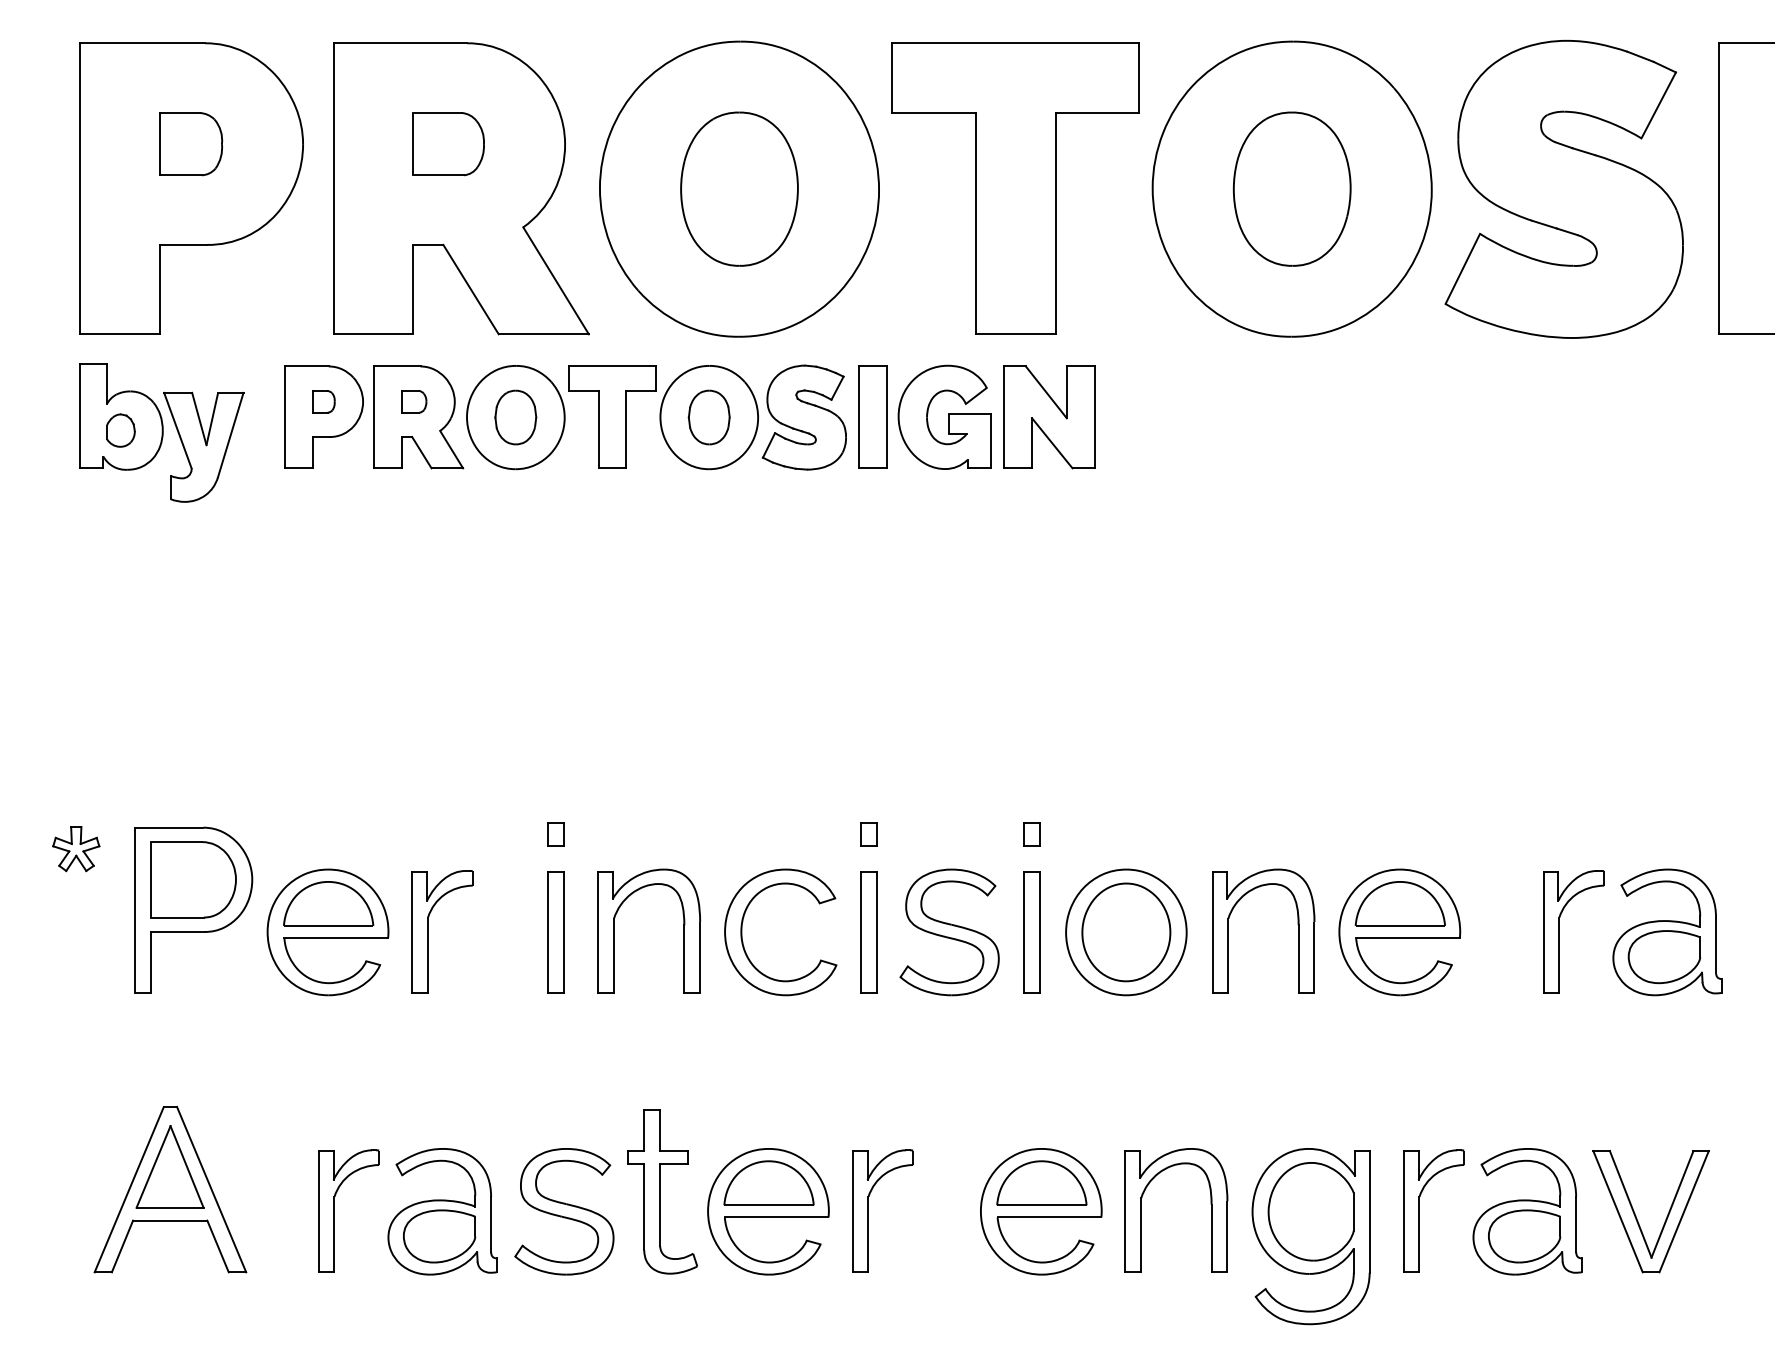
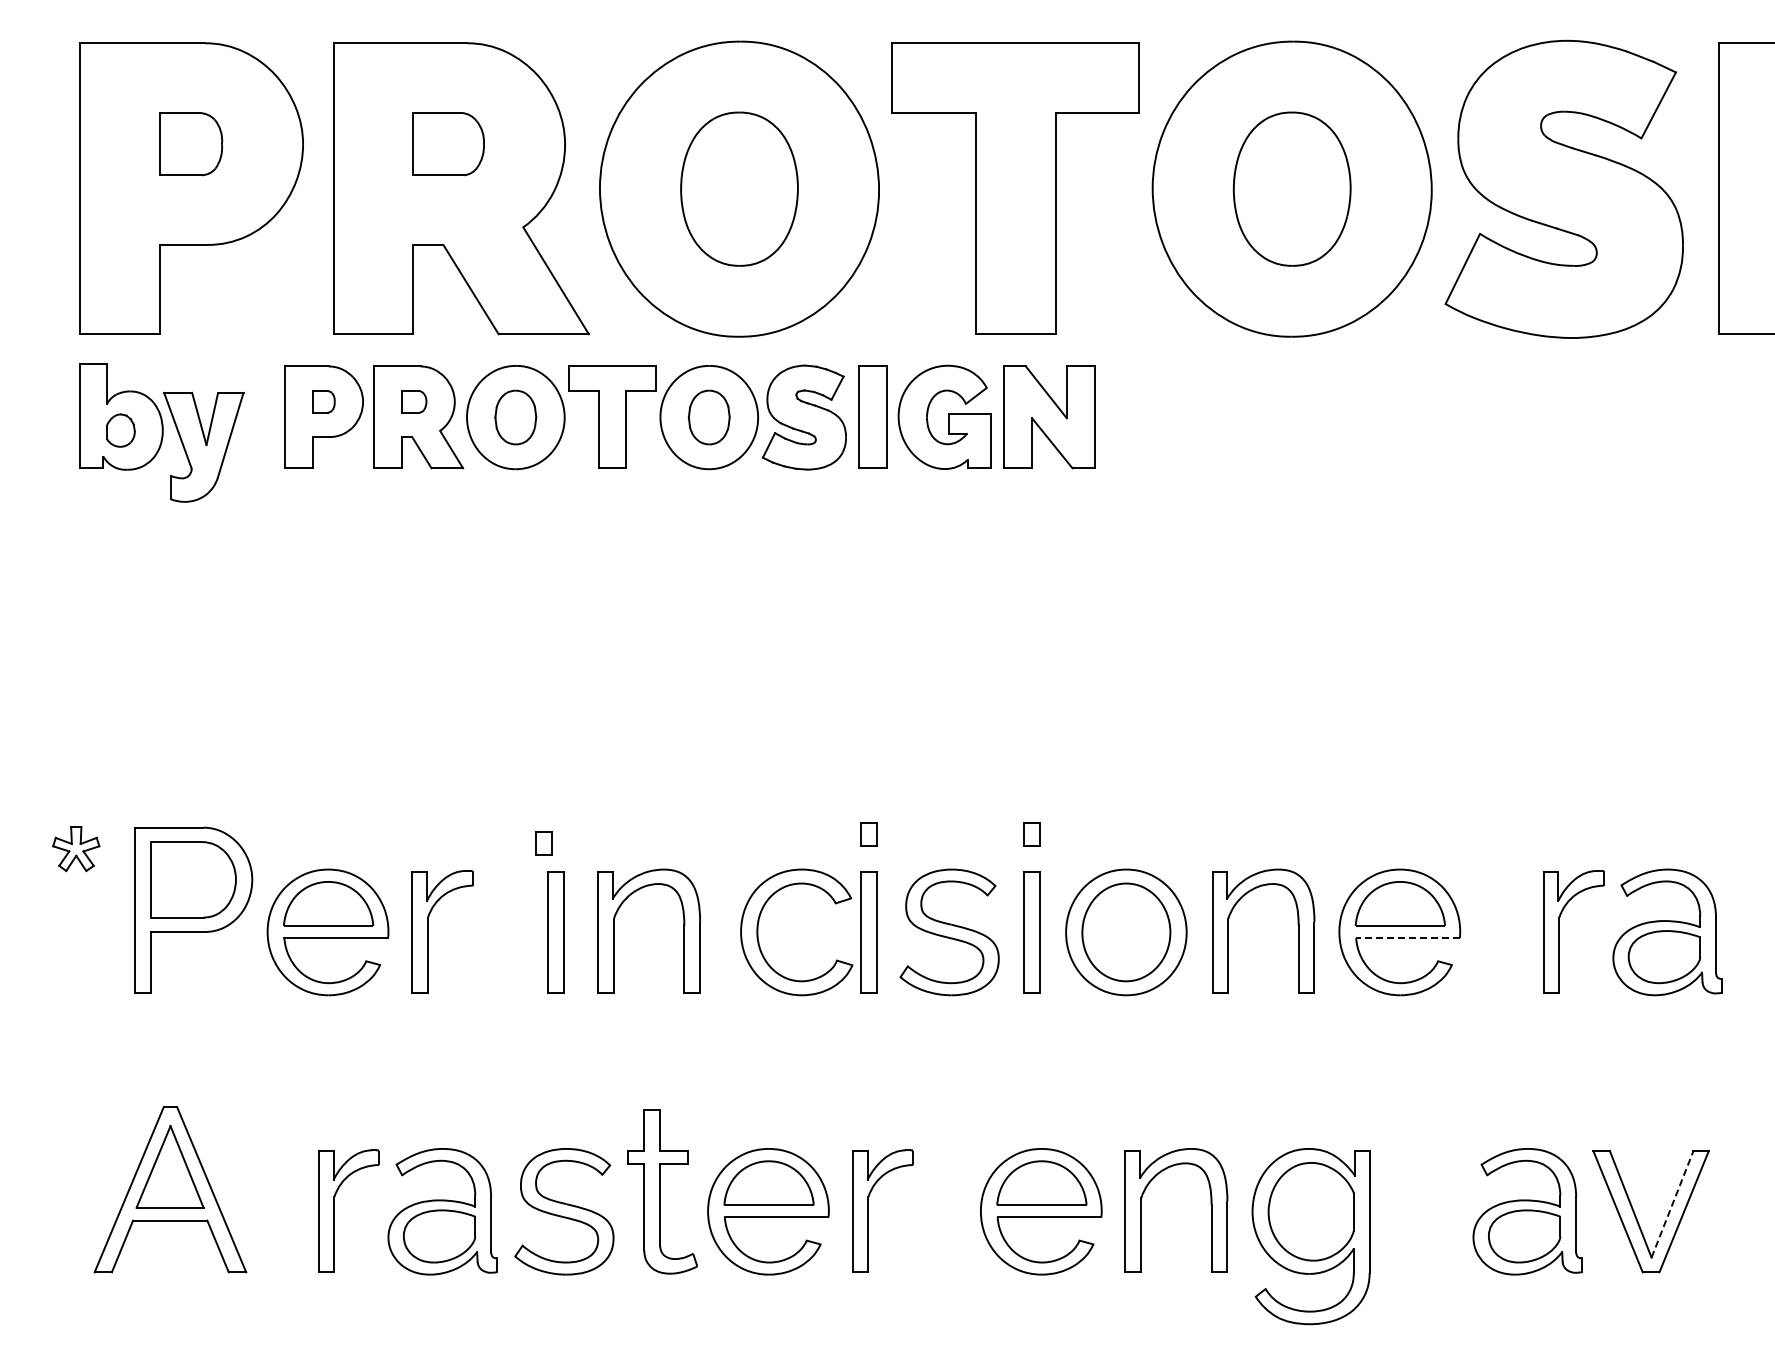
part position: (555, 834) -> (543, 843) (543, 843)
part position: (742, 932) -> (758, 932) (758, 932)
line: solid -> dashed (1407, 938)
line: solid -> dashed (1672, 1203)
part: present -> none (1419, 1210)
